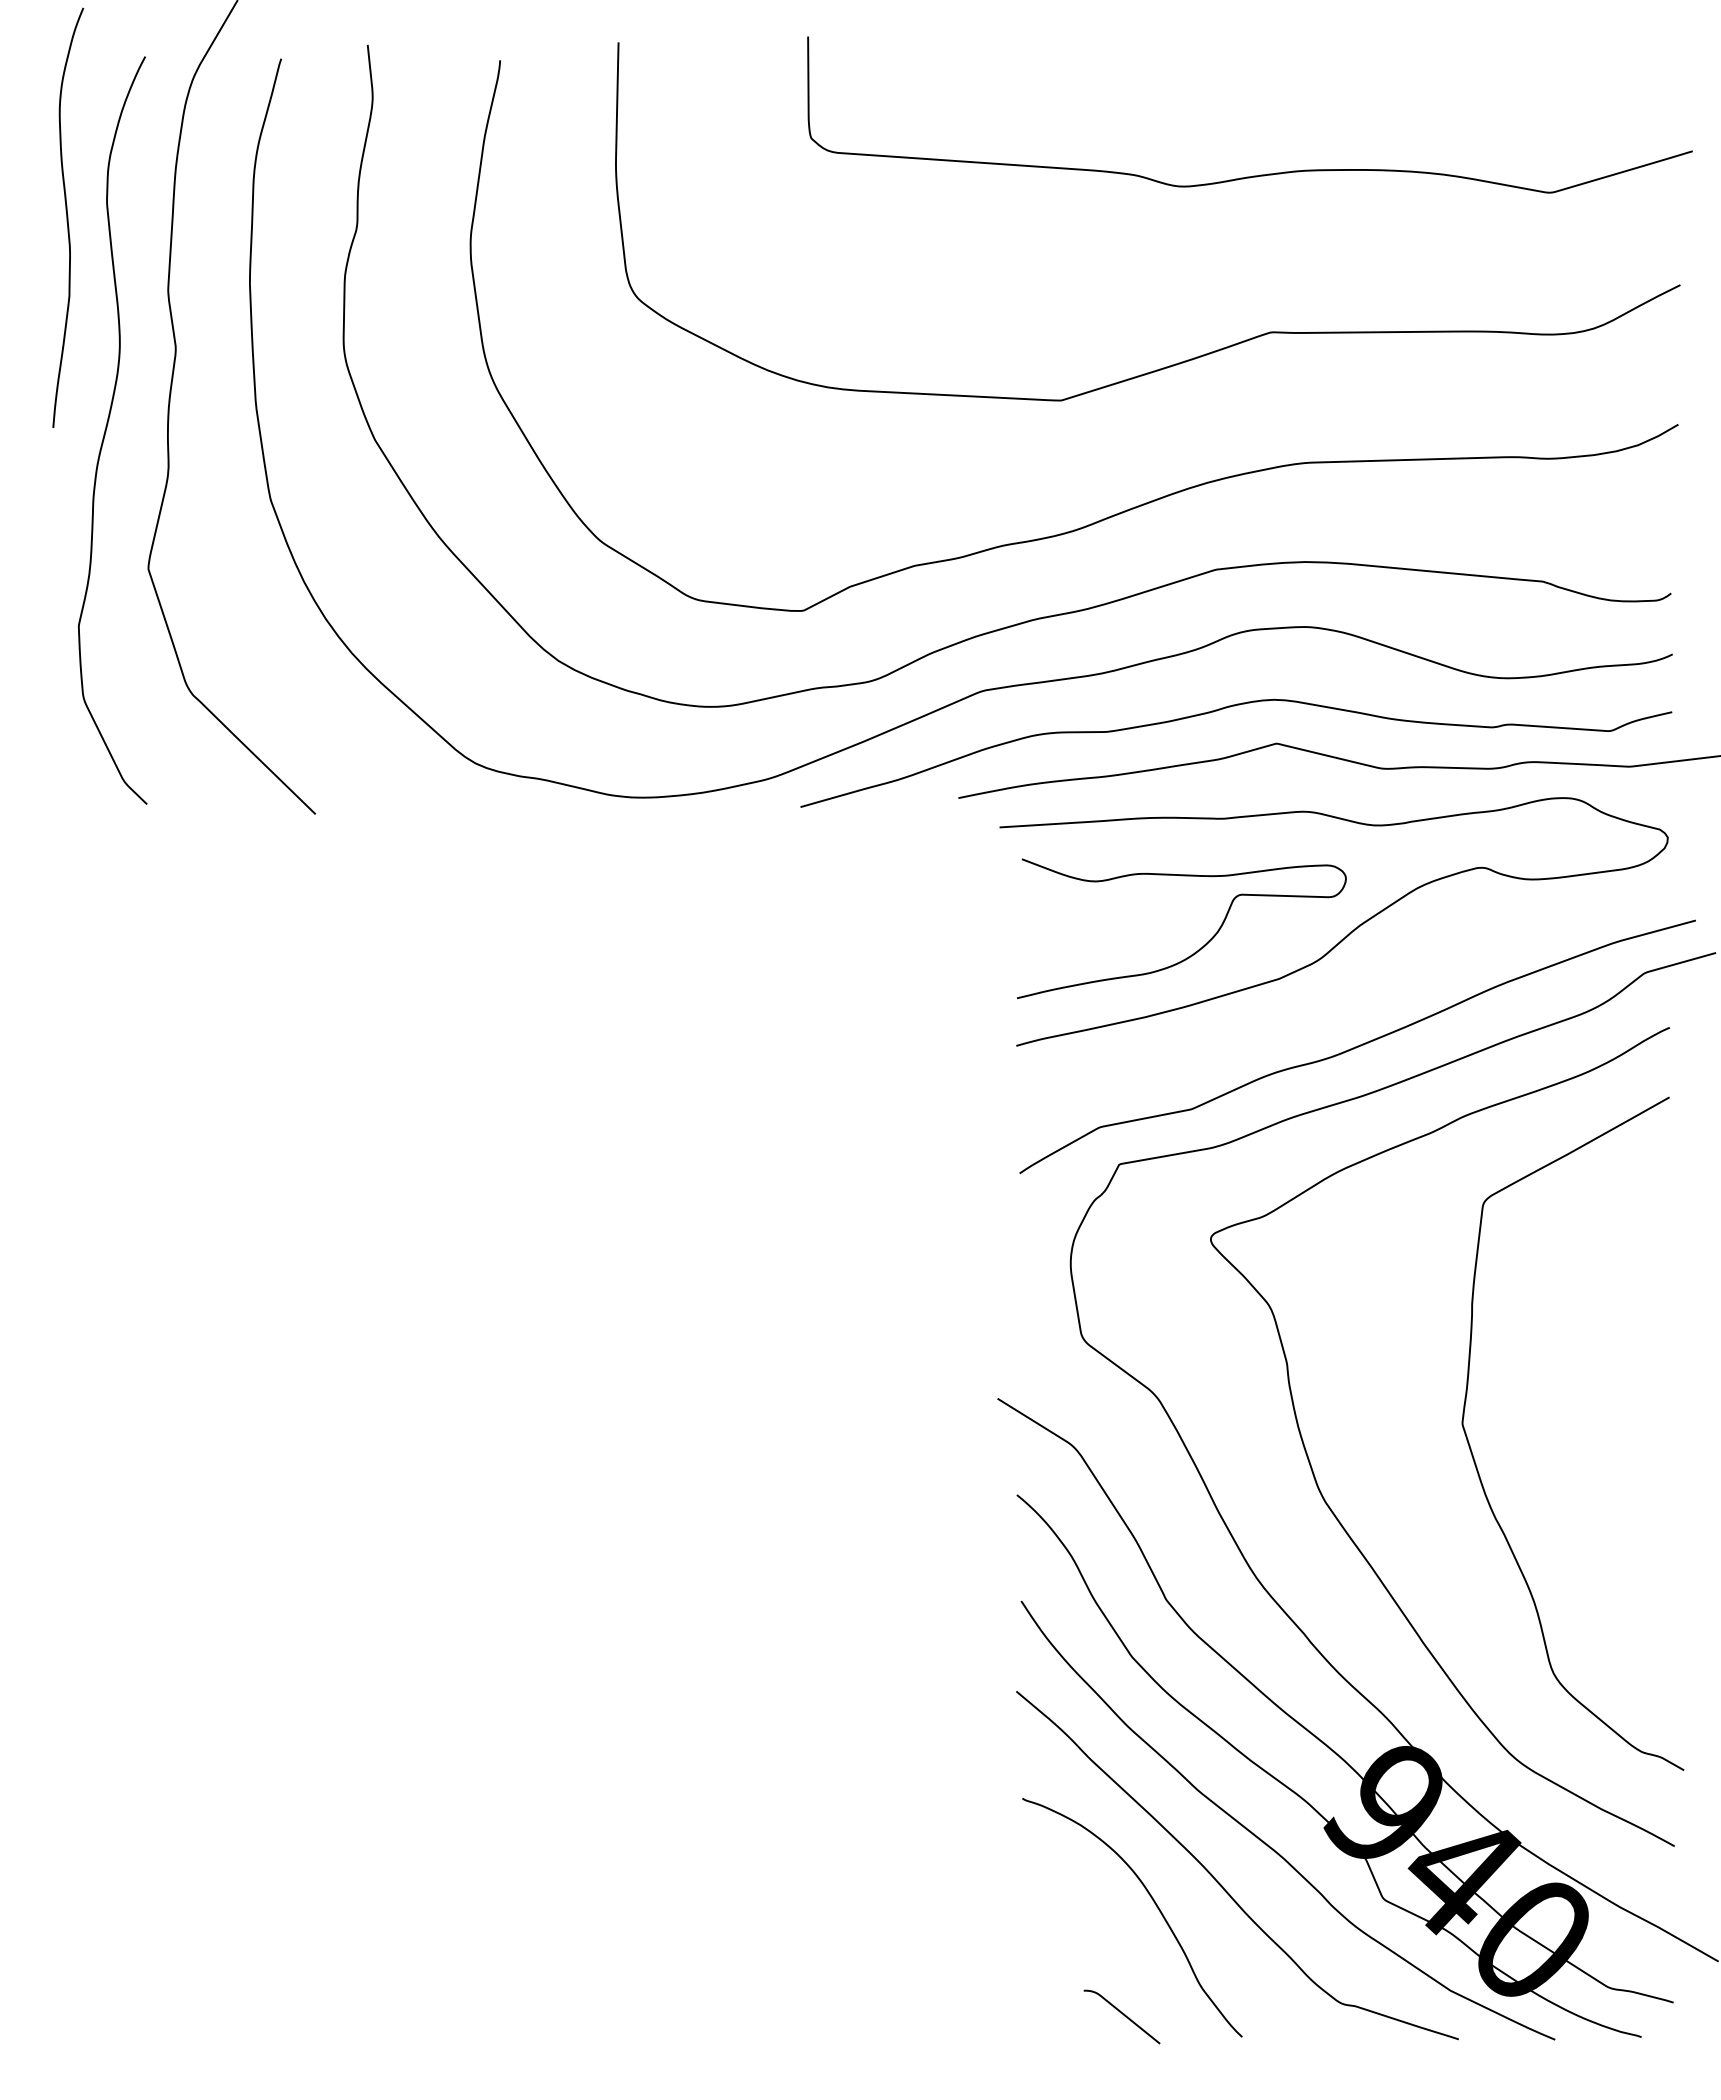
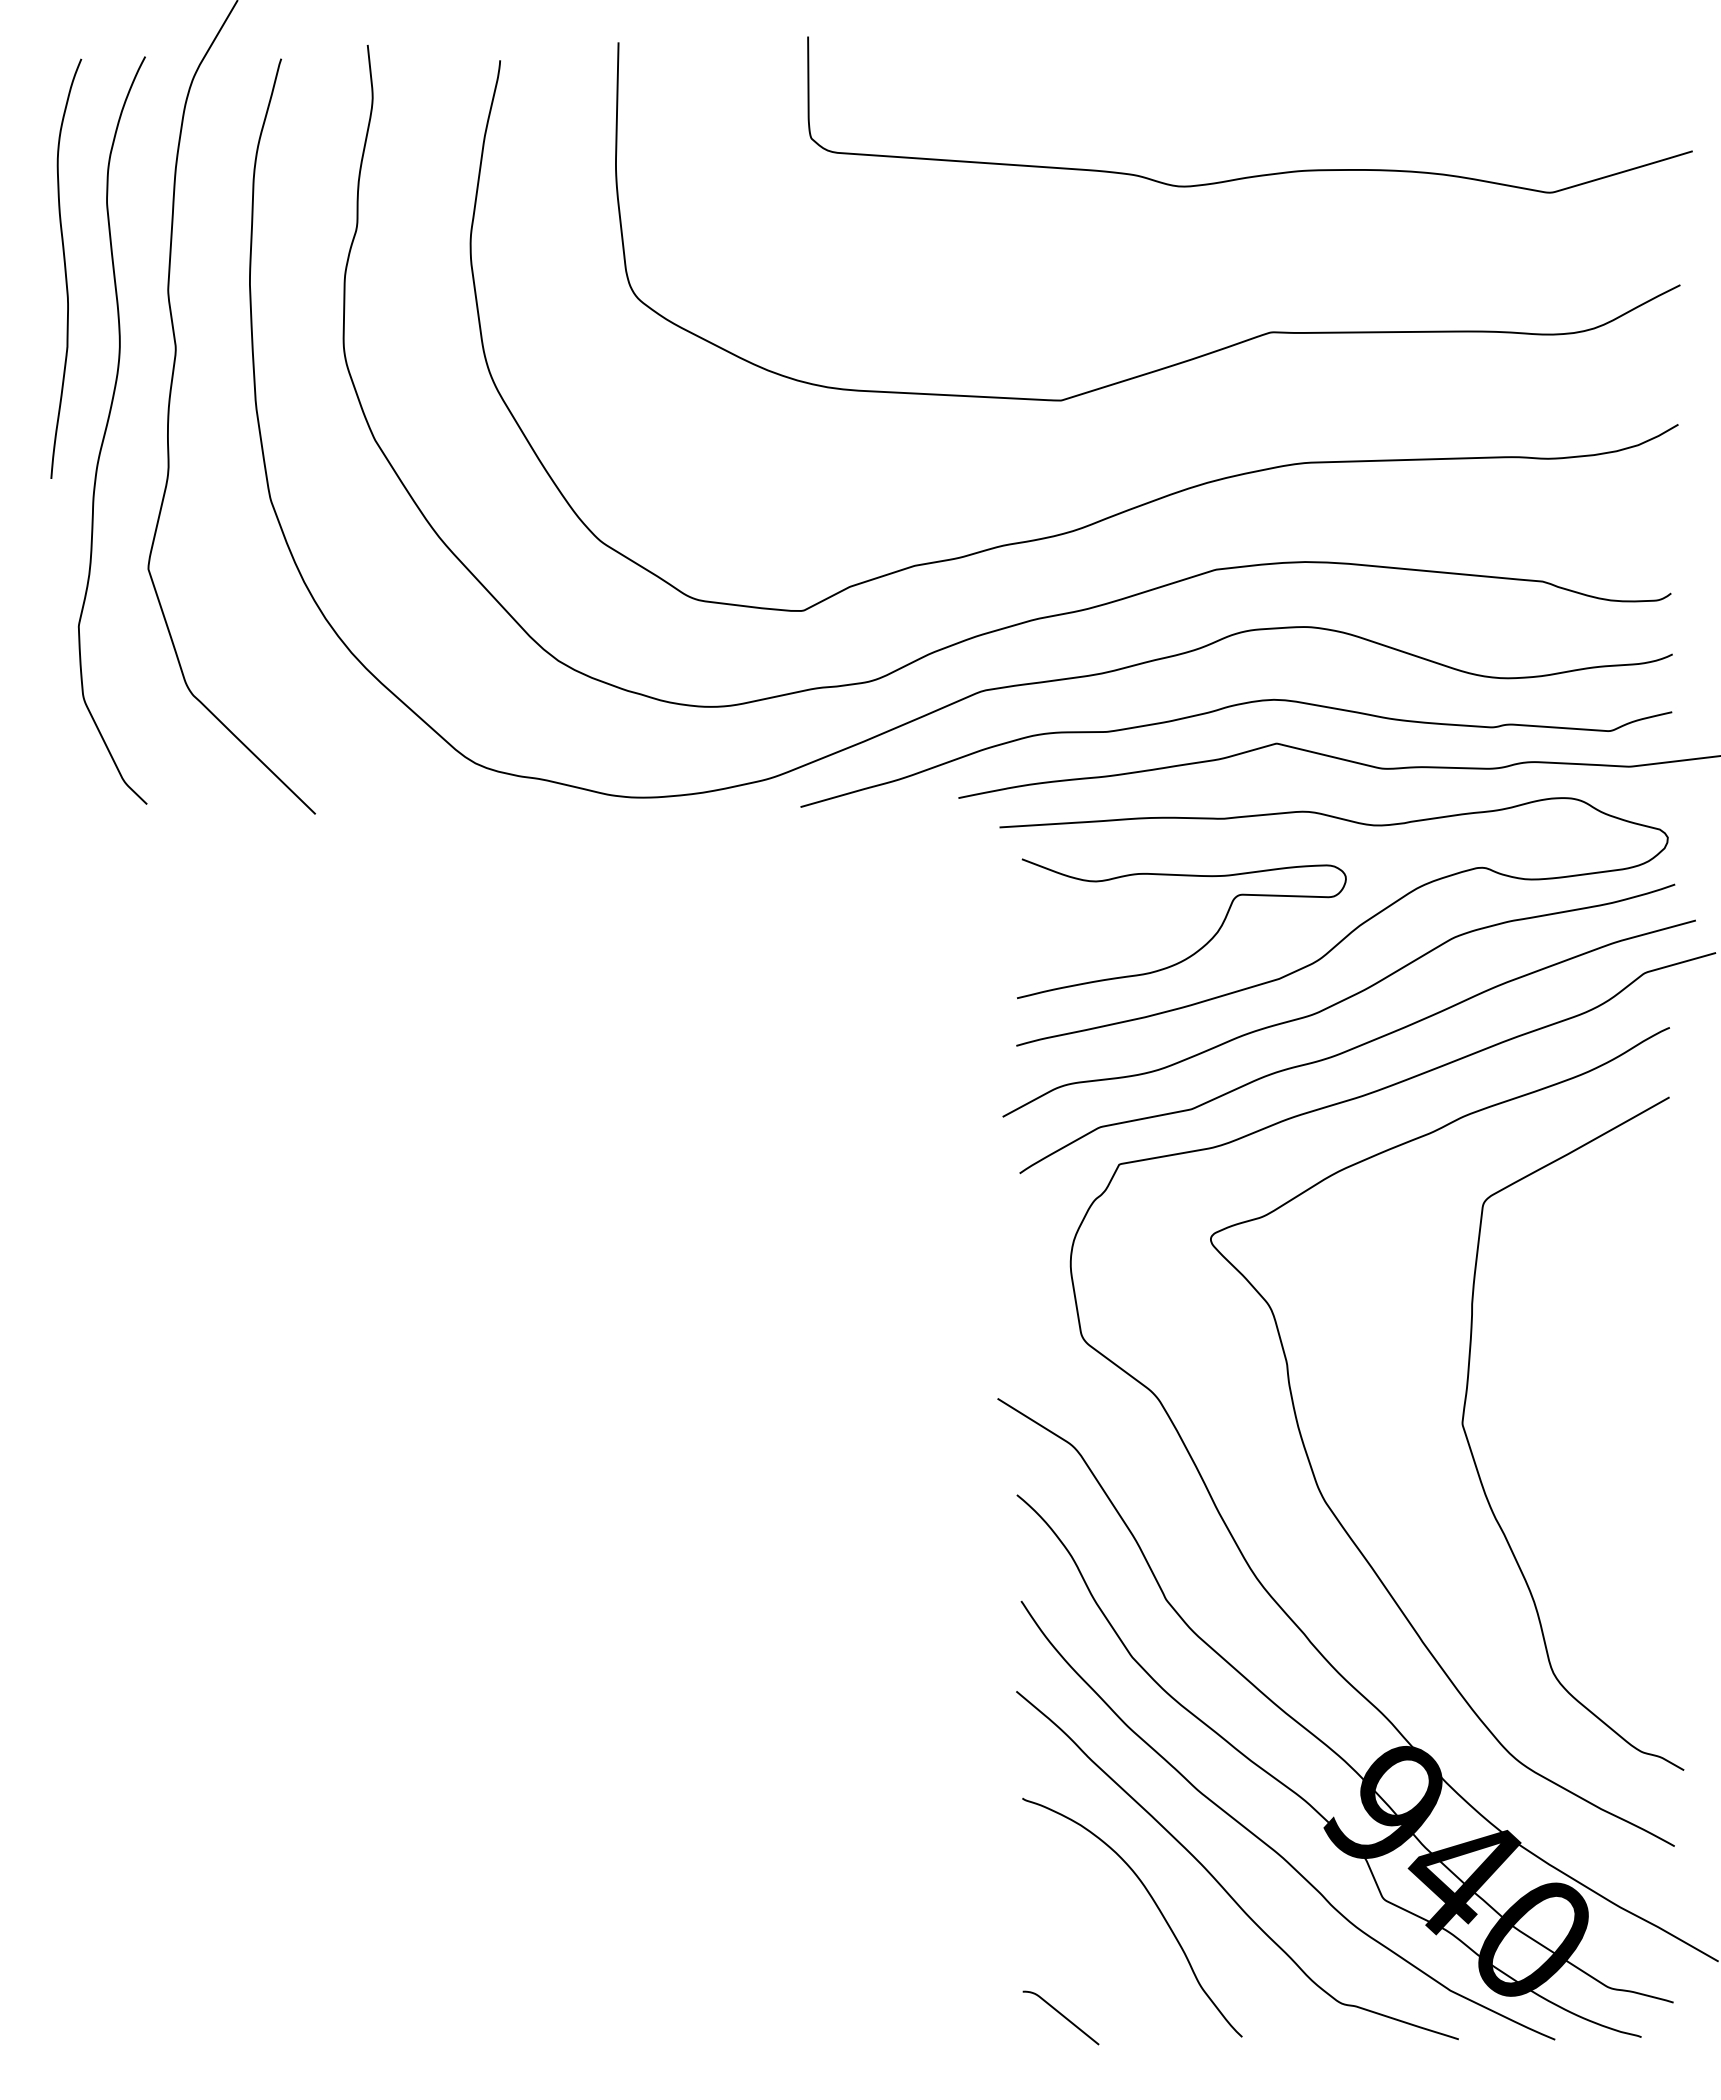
curve position: (68, 217) -> (66, 268) (66, 268)
curve: none -> present (1338, 1001)
curve position: (1122, 2014) -> (1061, 2015) (1061, 2015)
